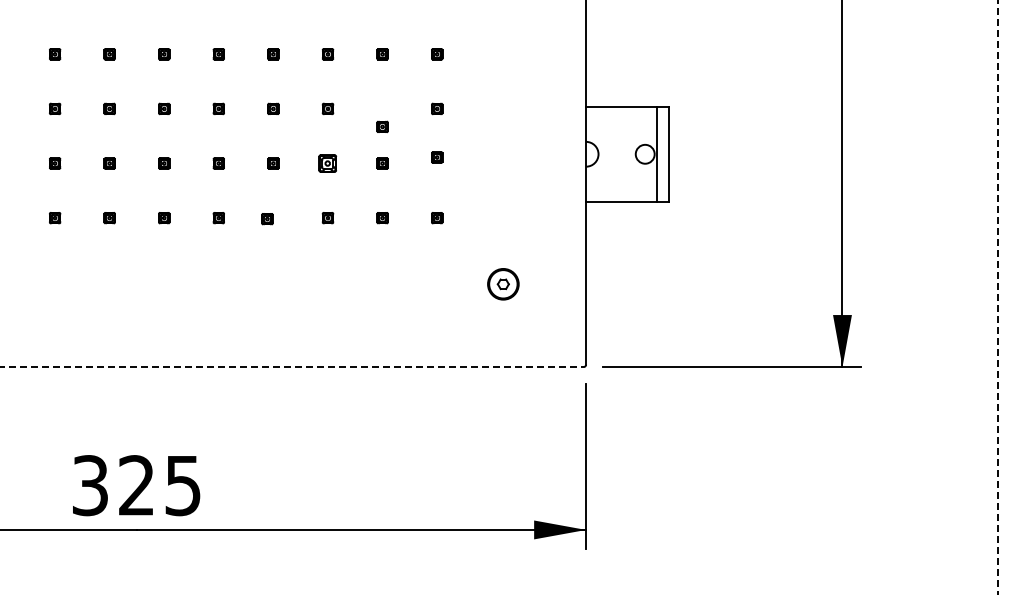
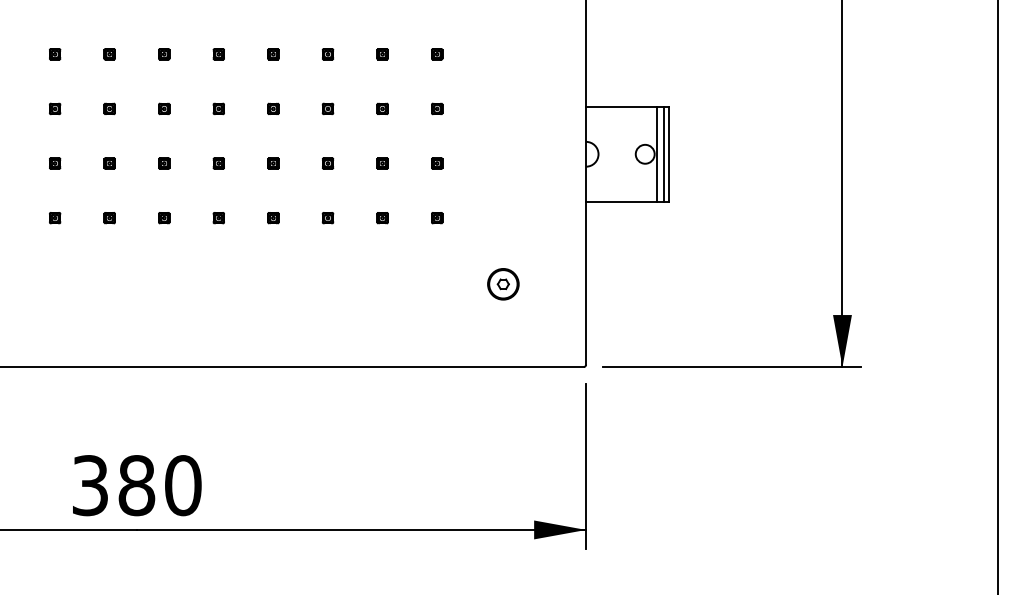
part position: (382, 126) -> (382, 108) (382, 108)
line: none -> present (664, 154)
part position: (437, 157) -> (437, 163) (437, 163)
part size: 20x19 px -> 13x13 px (328, 163)
part position: (267, 219) -> (273, 218) (273, 218)
line: dashed -> solid (998, 297)
line: dashed -> solid (291, 367)
text: 325 -> 380 (159, 485)
